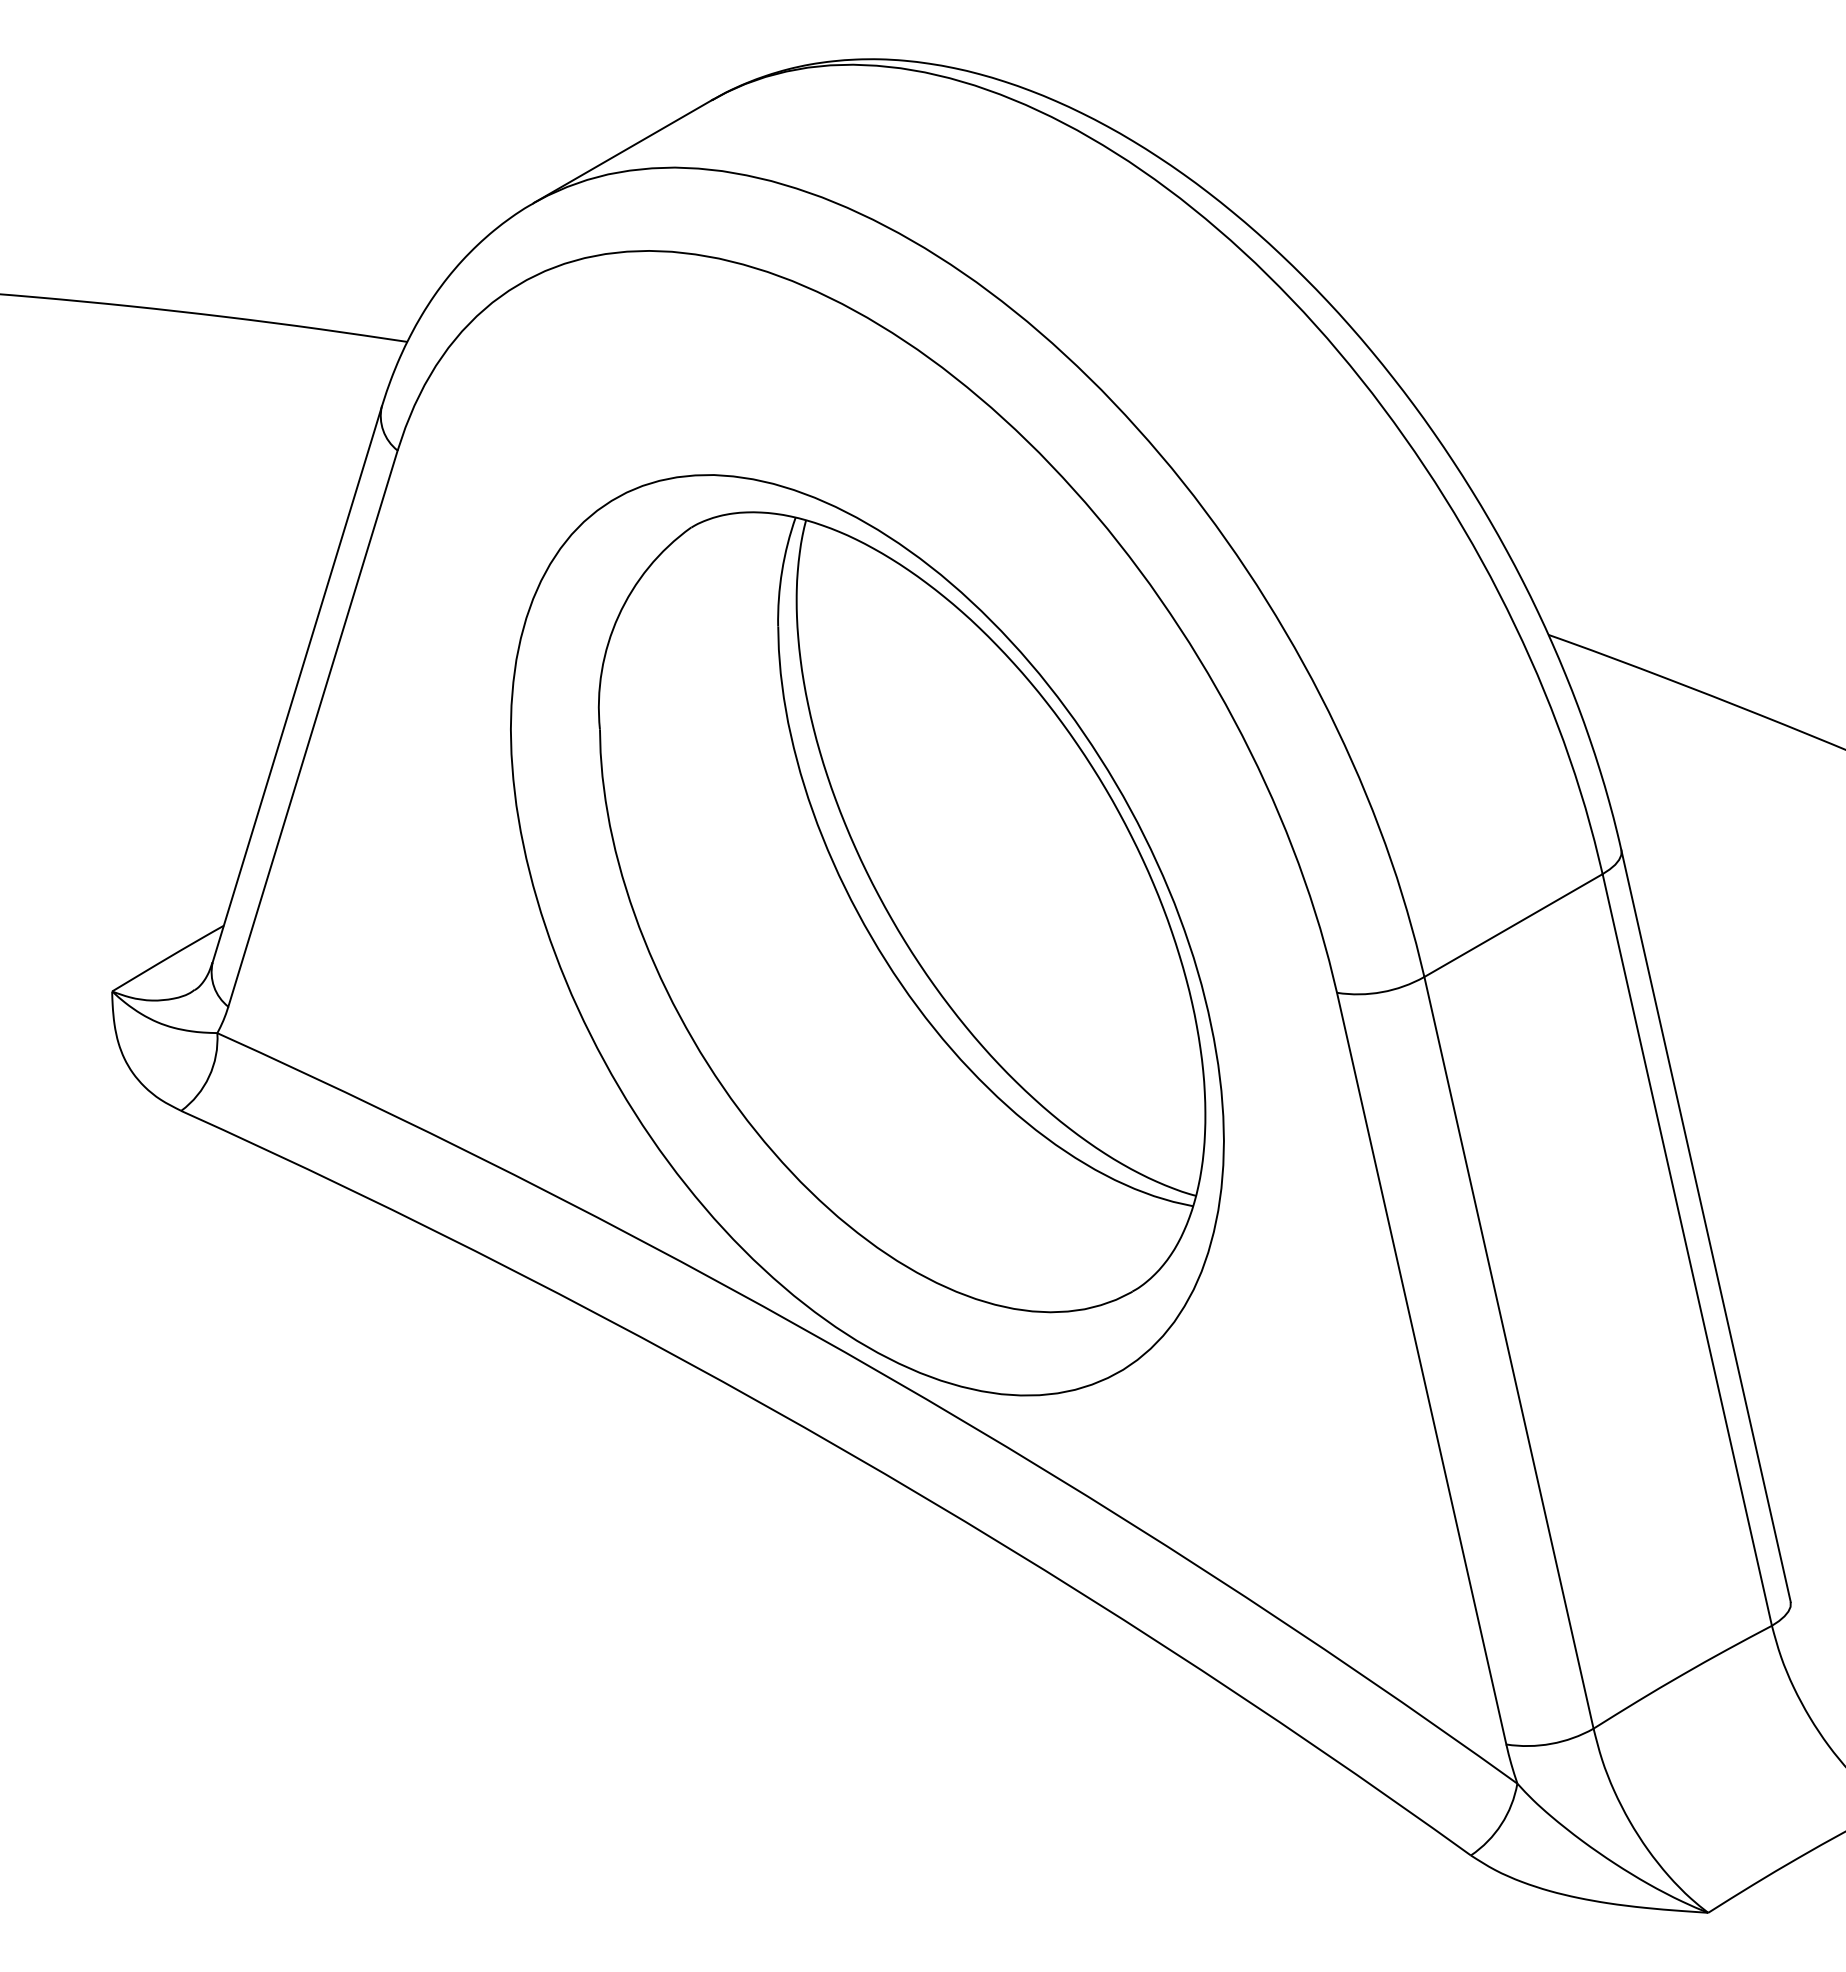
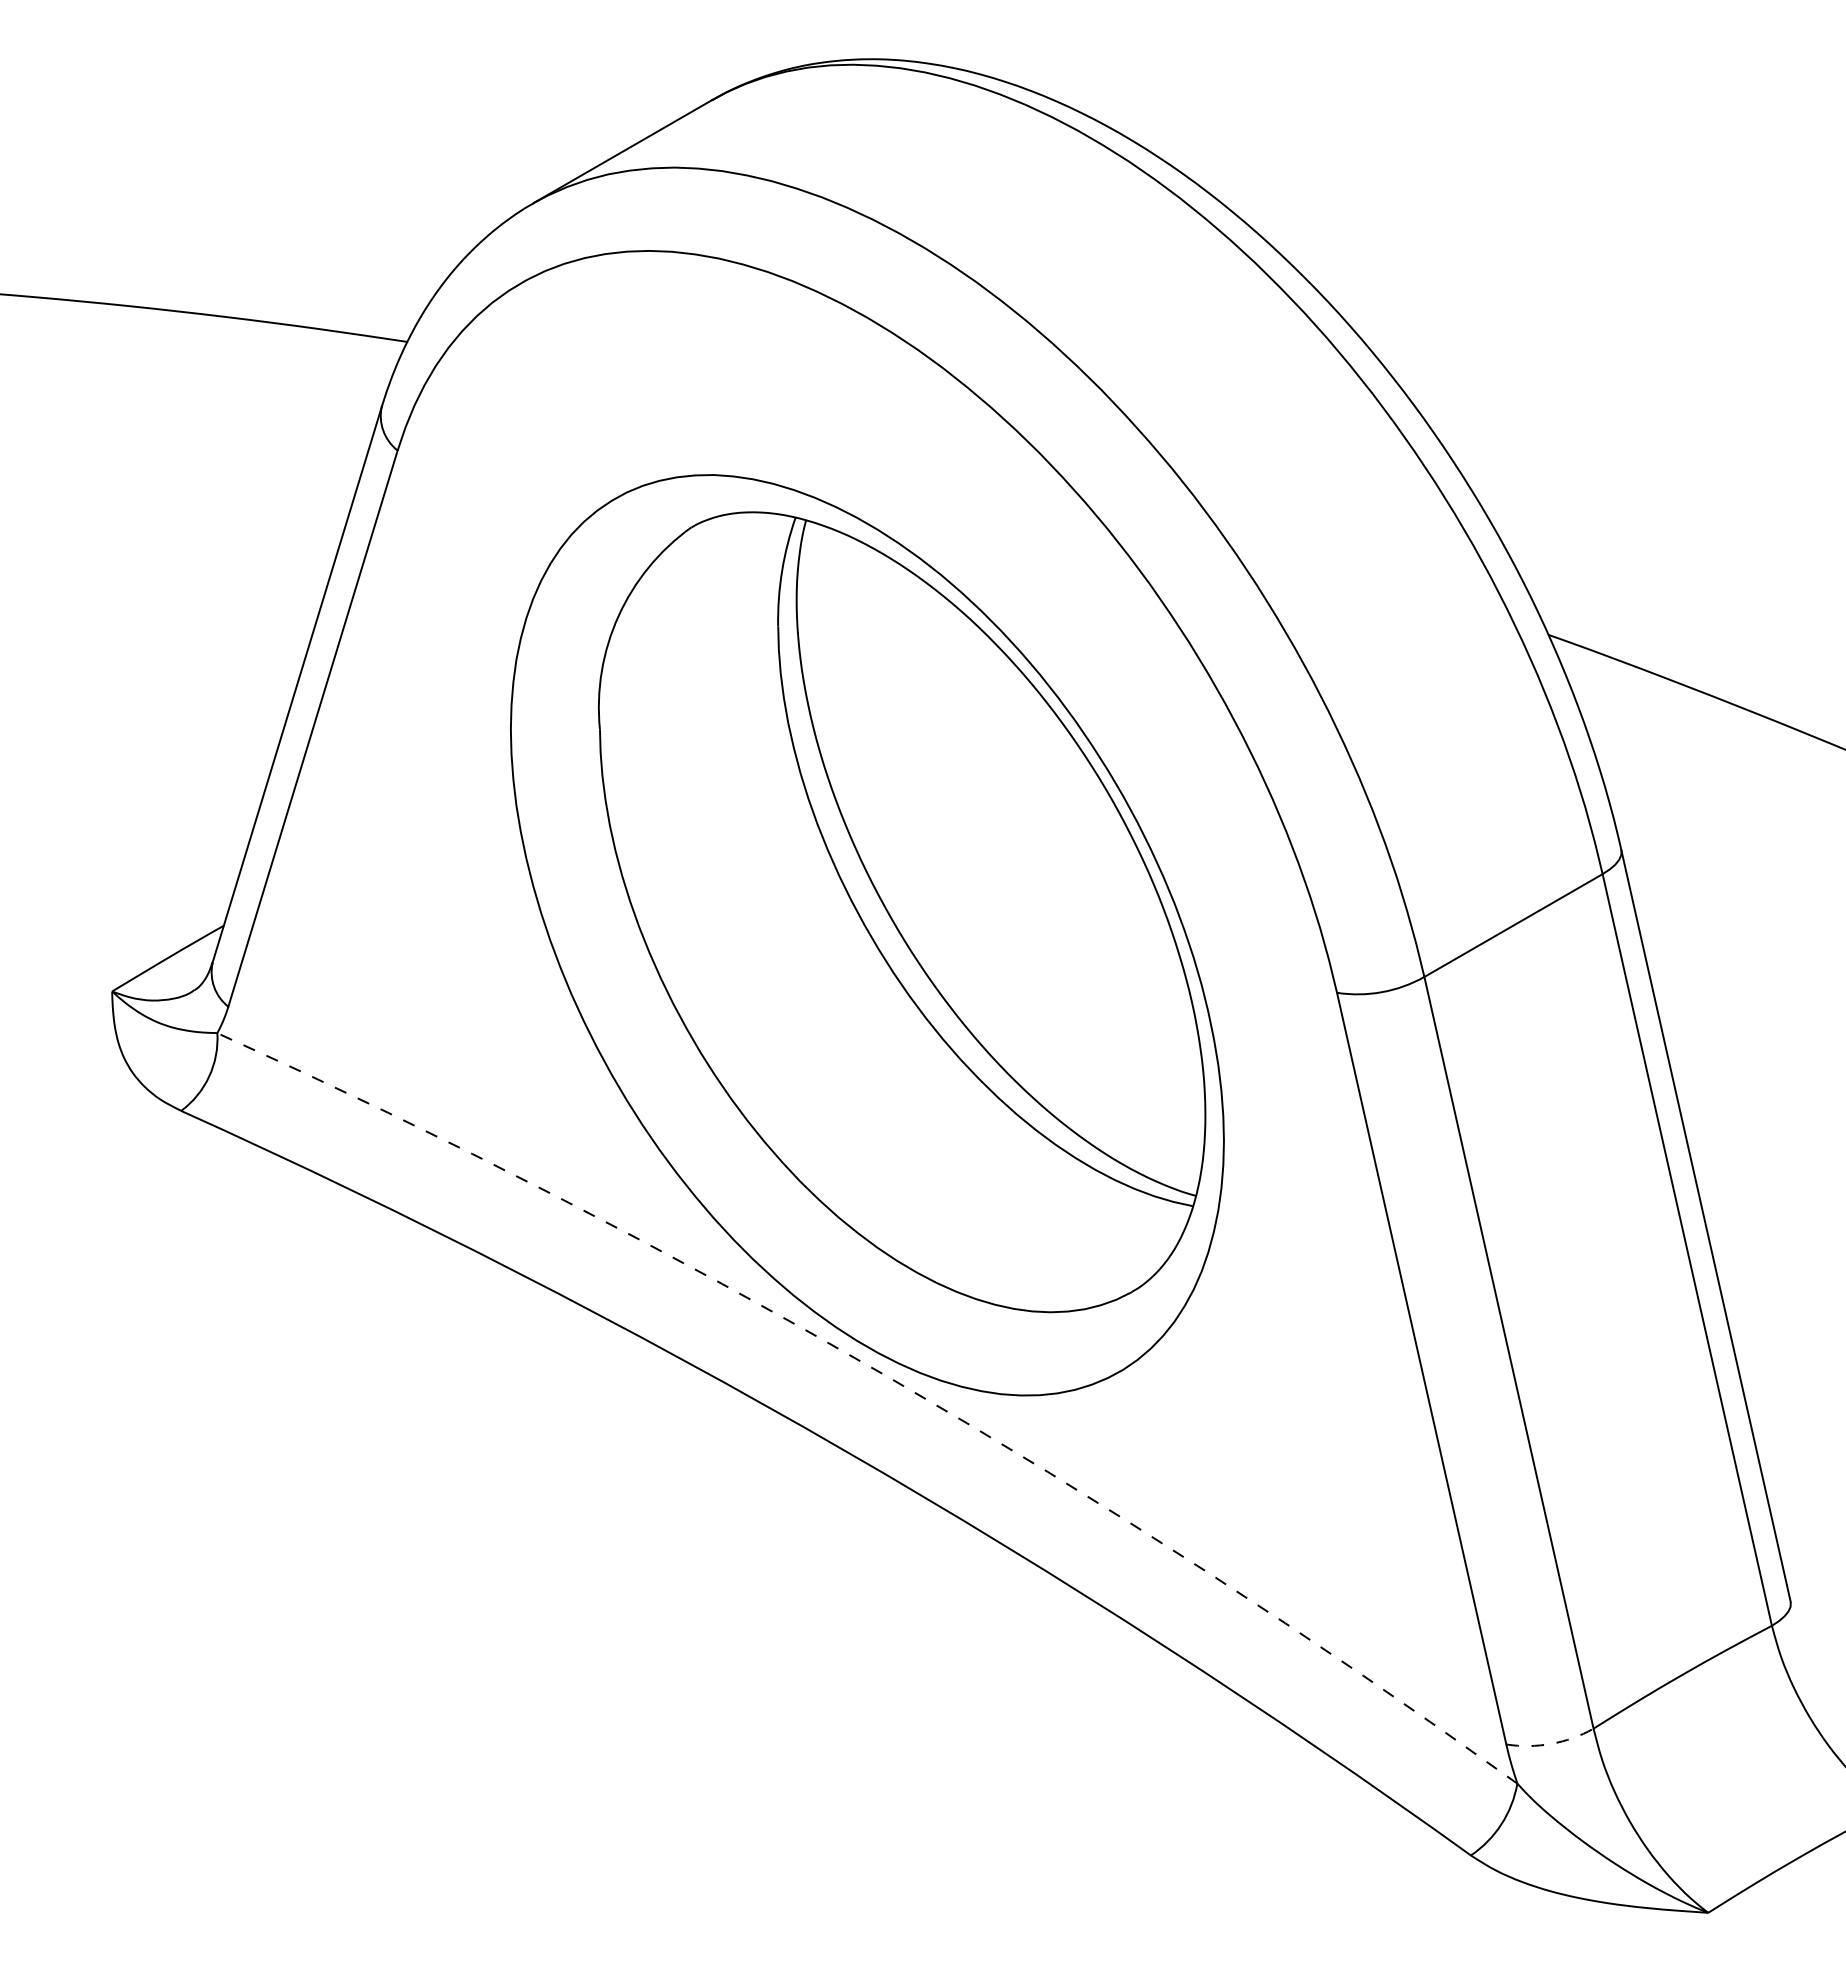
arc: solid -> dashed (886, 1375)
arc: solid -> dashed (1551, 1743)
